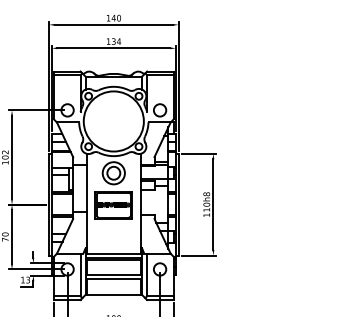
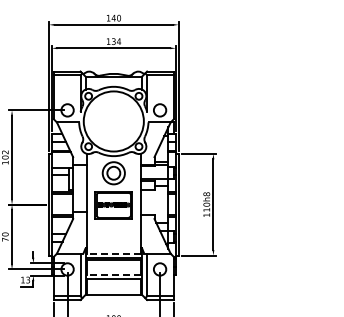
line: solid -> dashed (113, 253)
line: solid -> dashed (113, 274)
